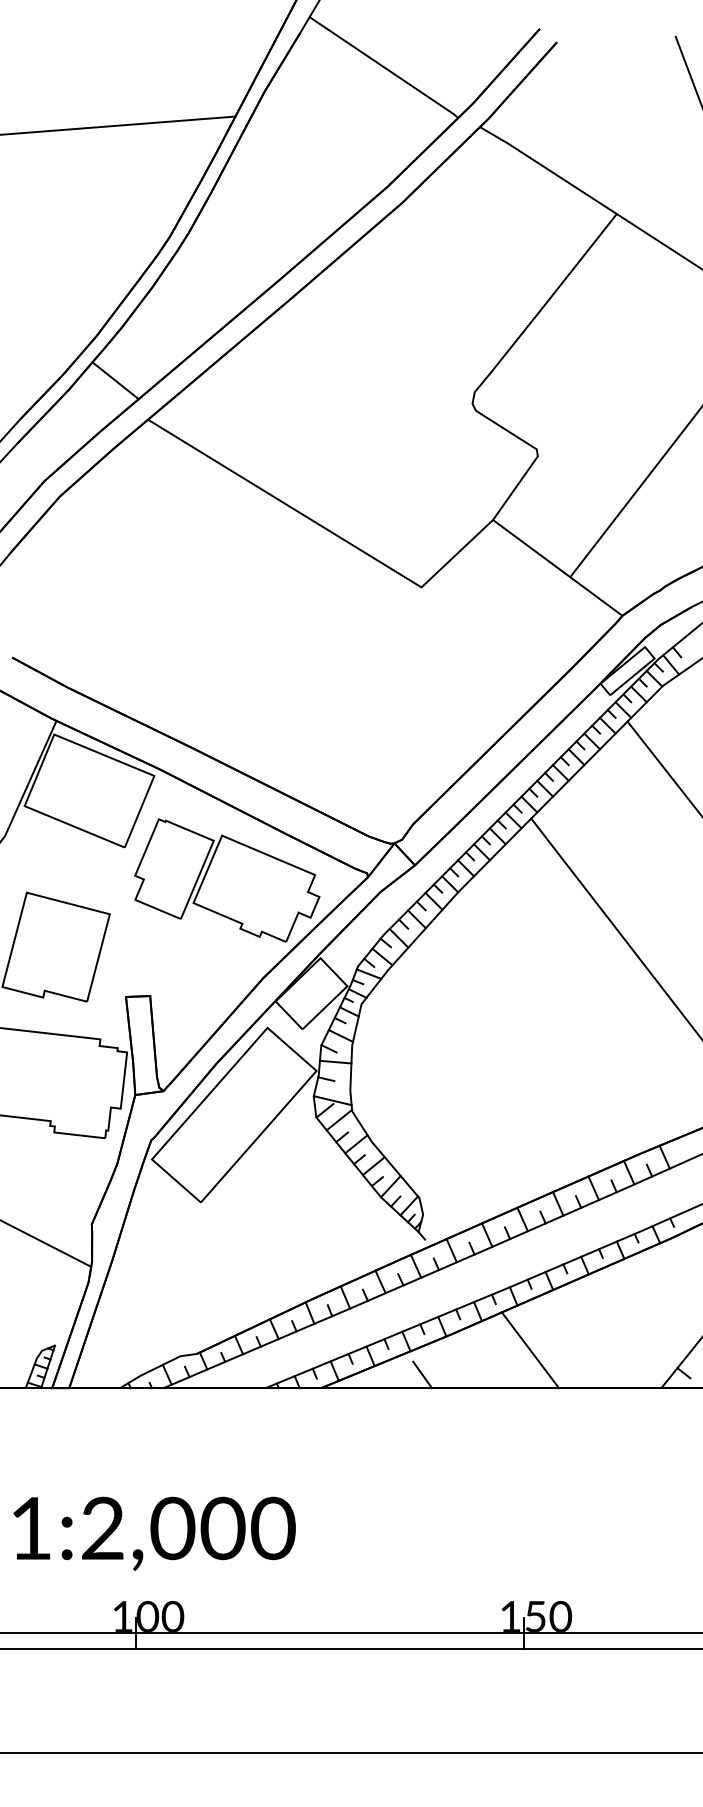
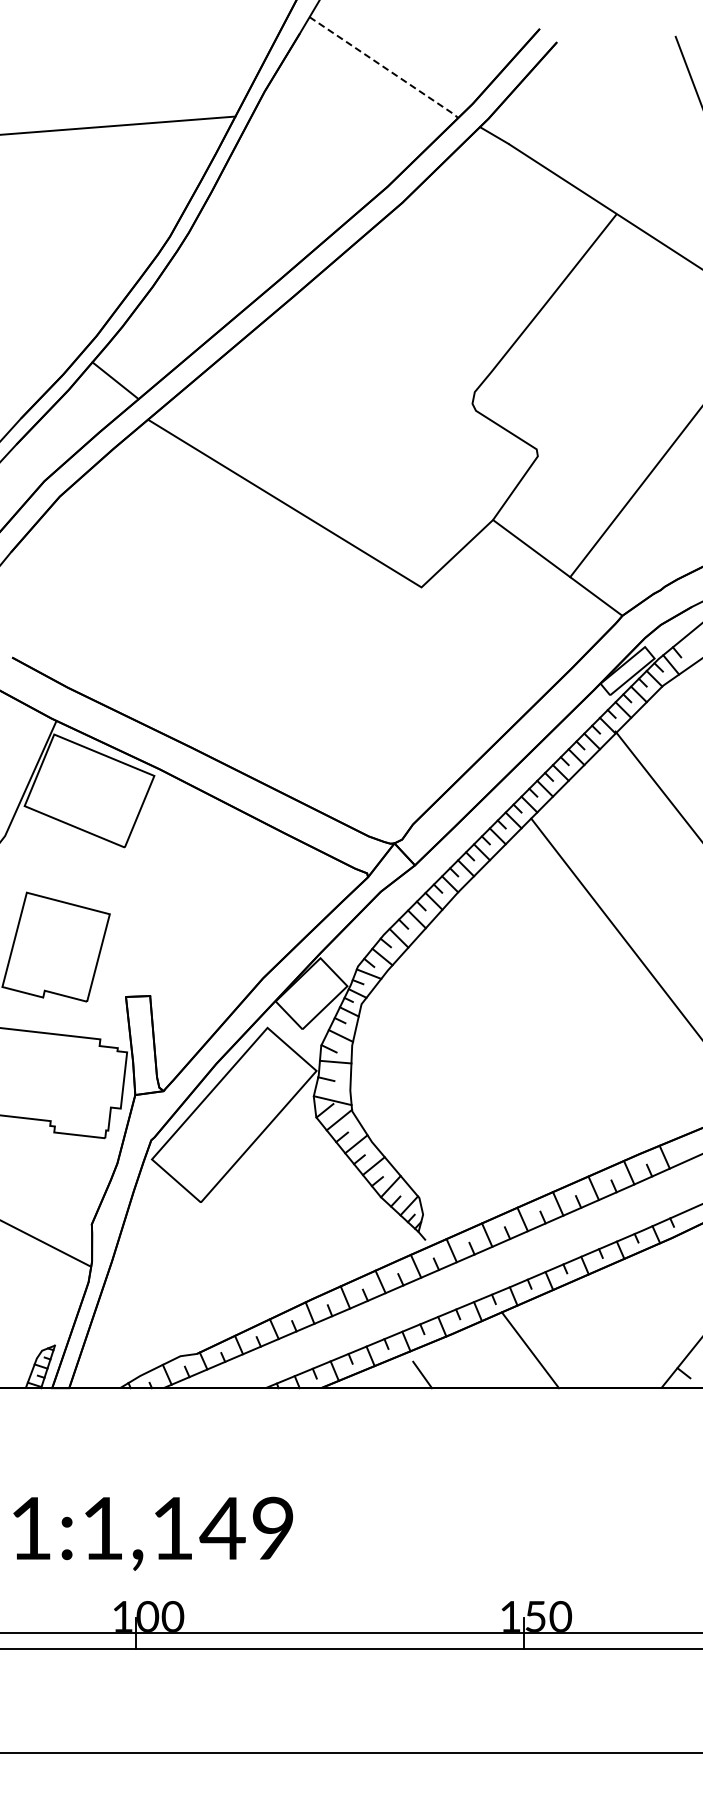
line: solid -> dashed (384, 67)
line position: (663, 767) -> (657, 784) (657, 784)
part: present -> none (227, 880)
text: 1:2,000 -> 1:1,149 (188, 1528)
